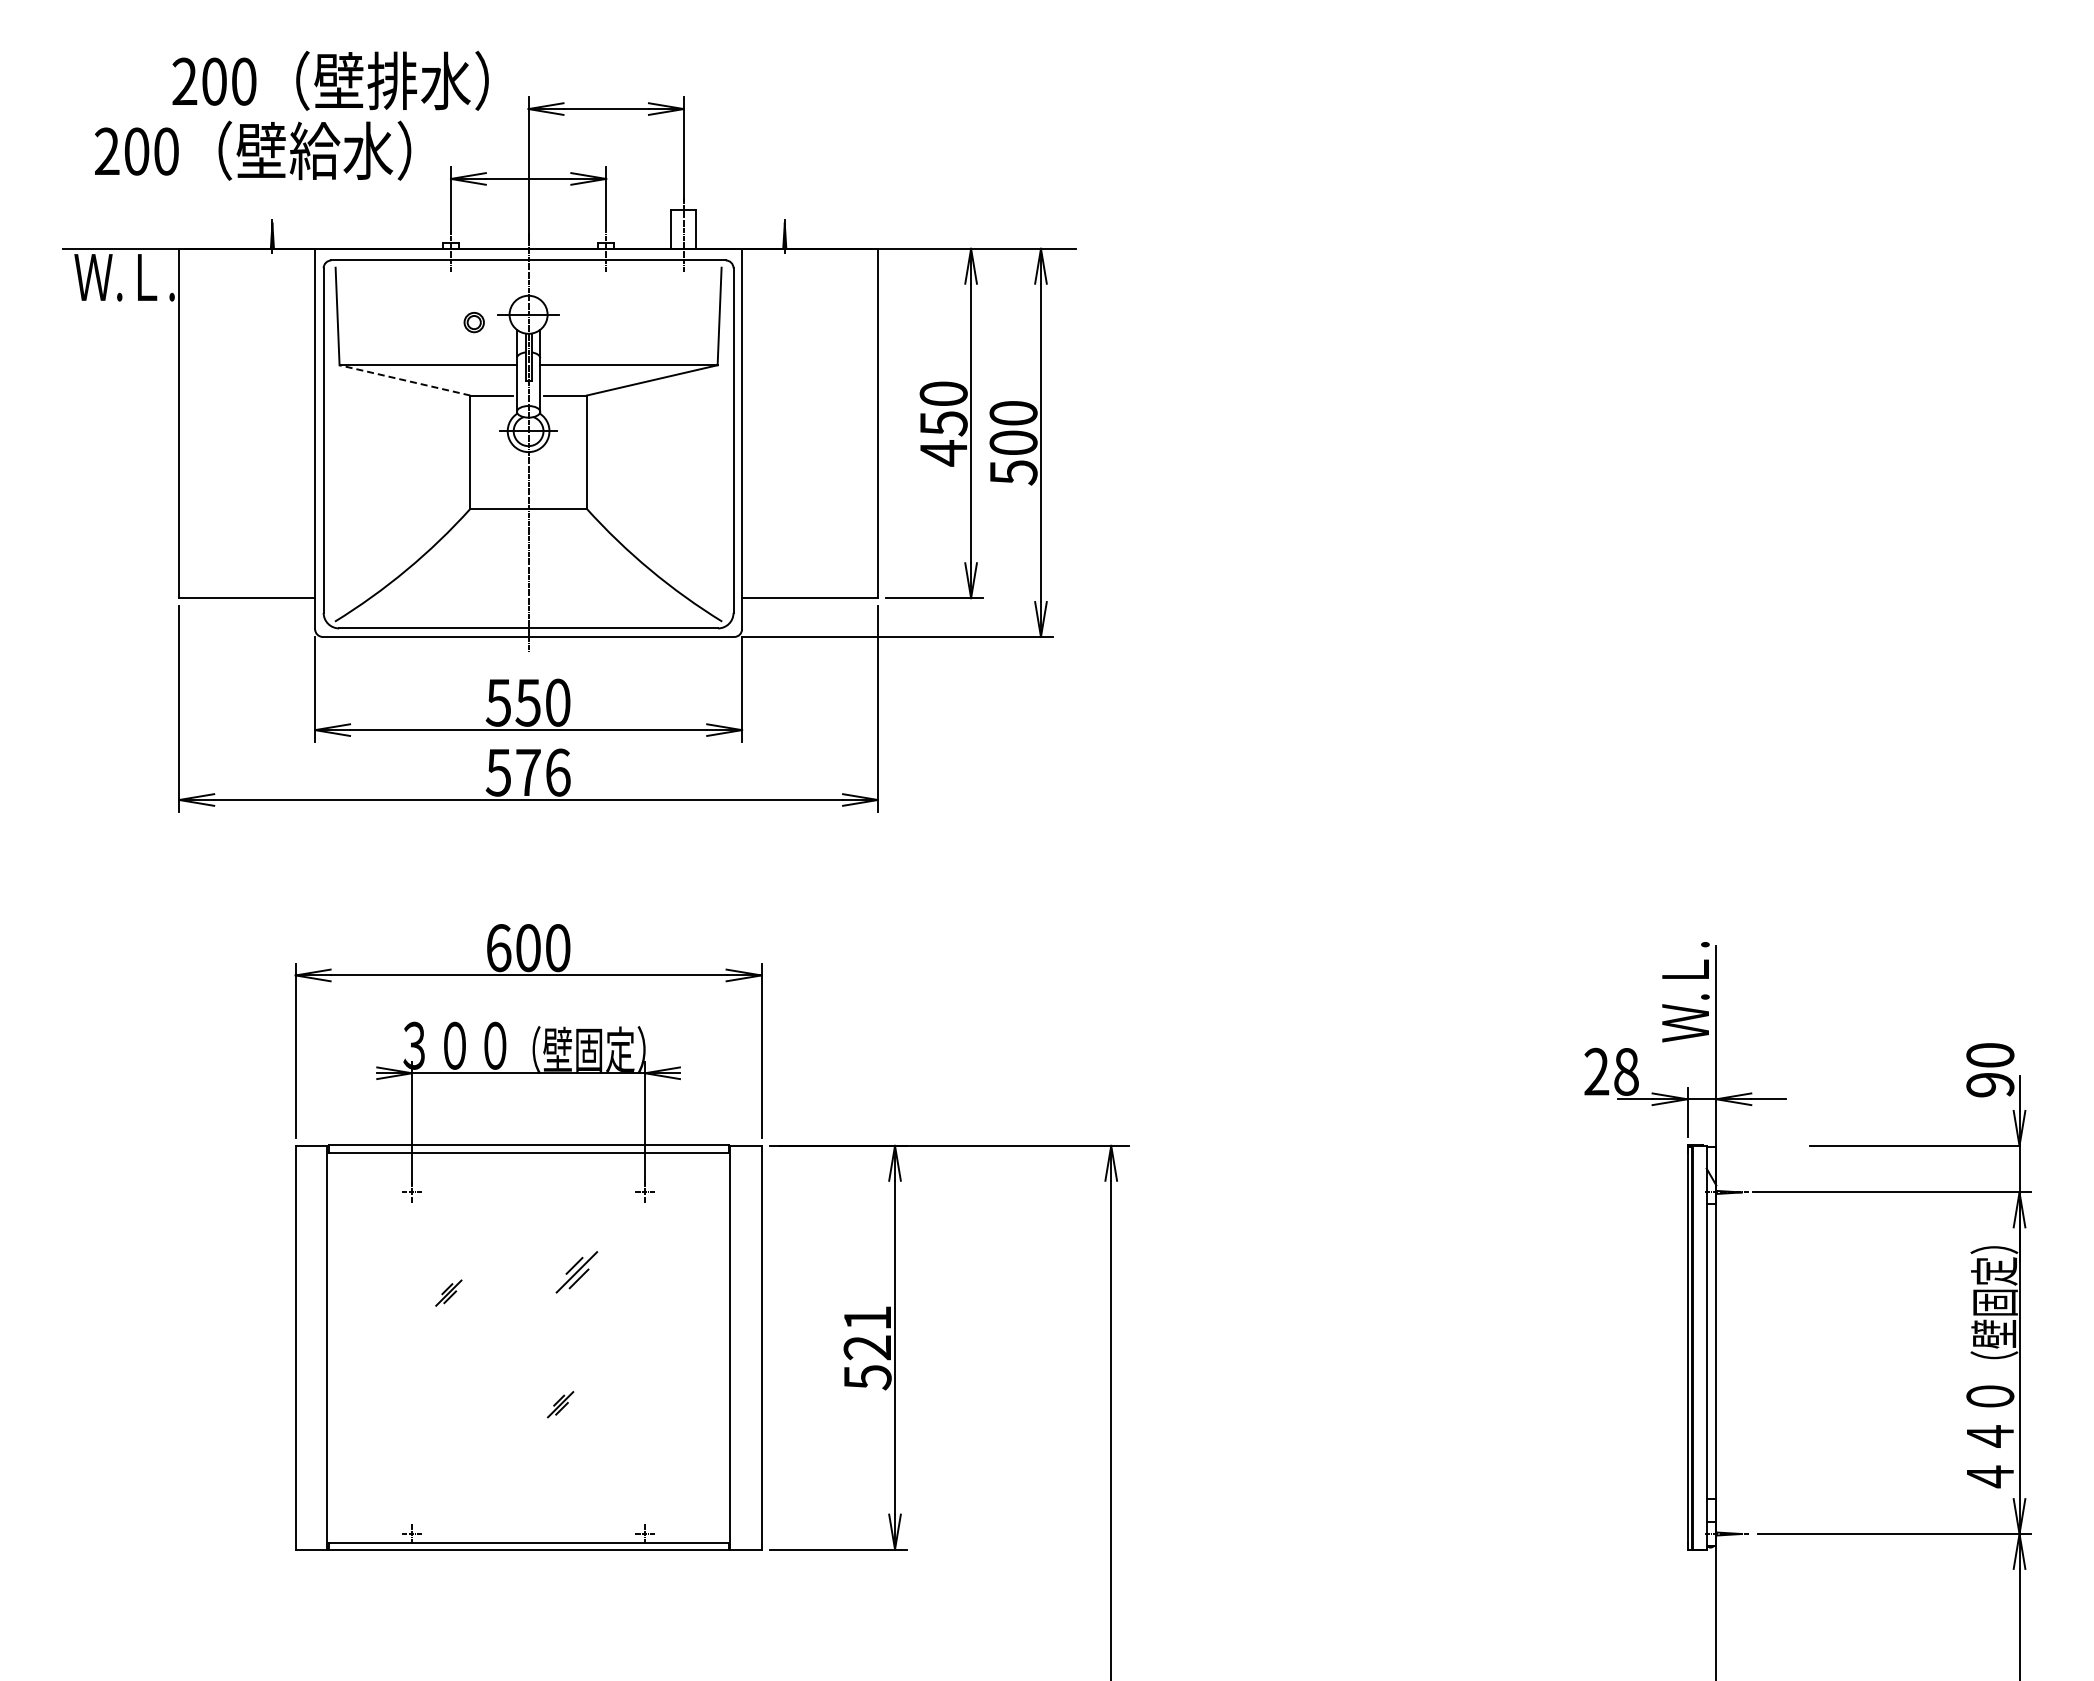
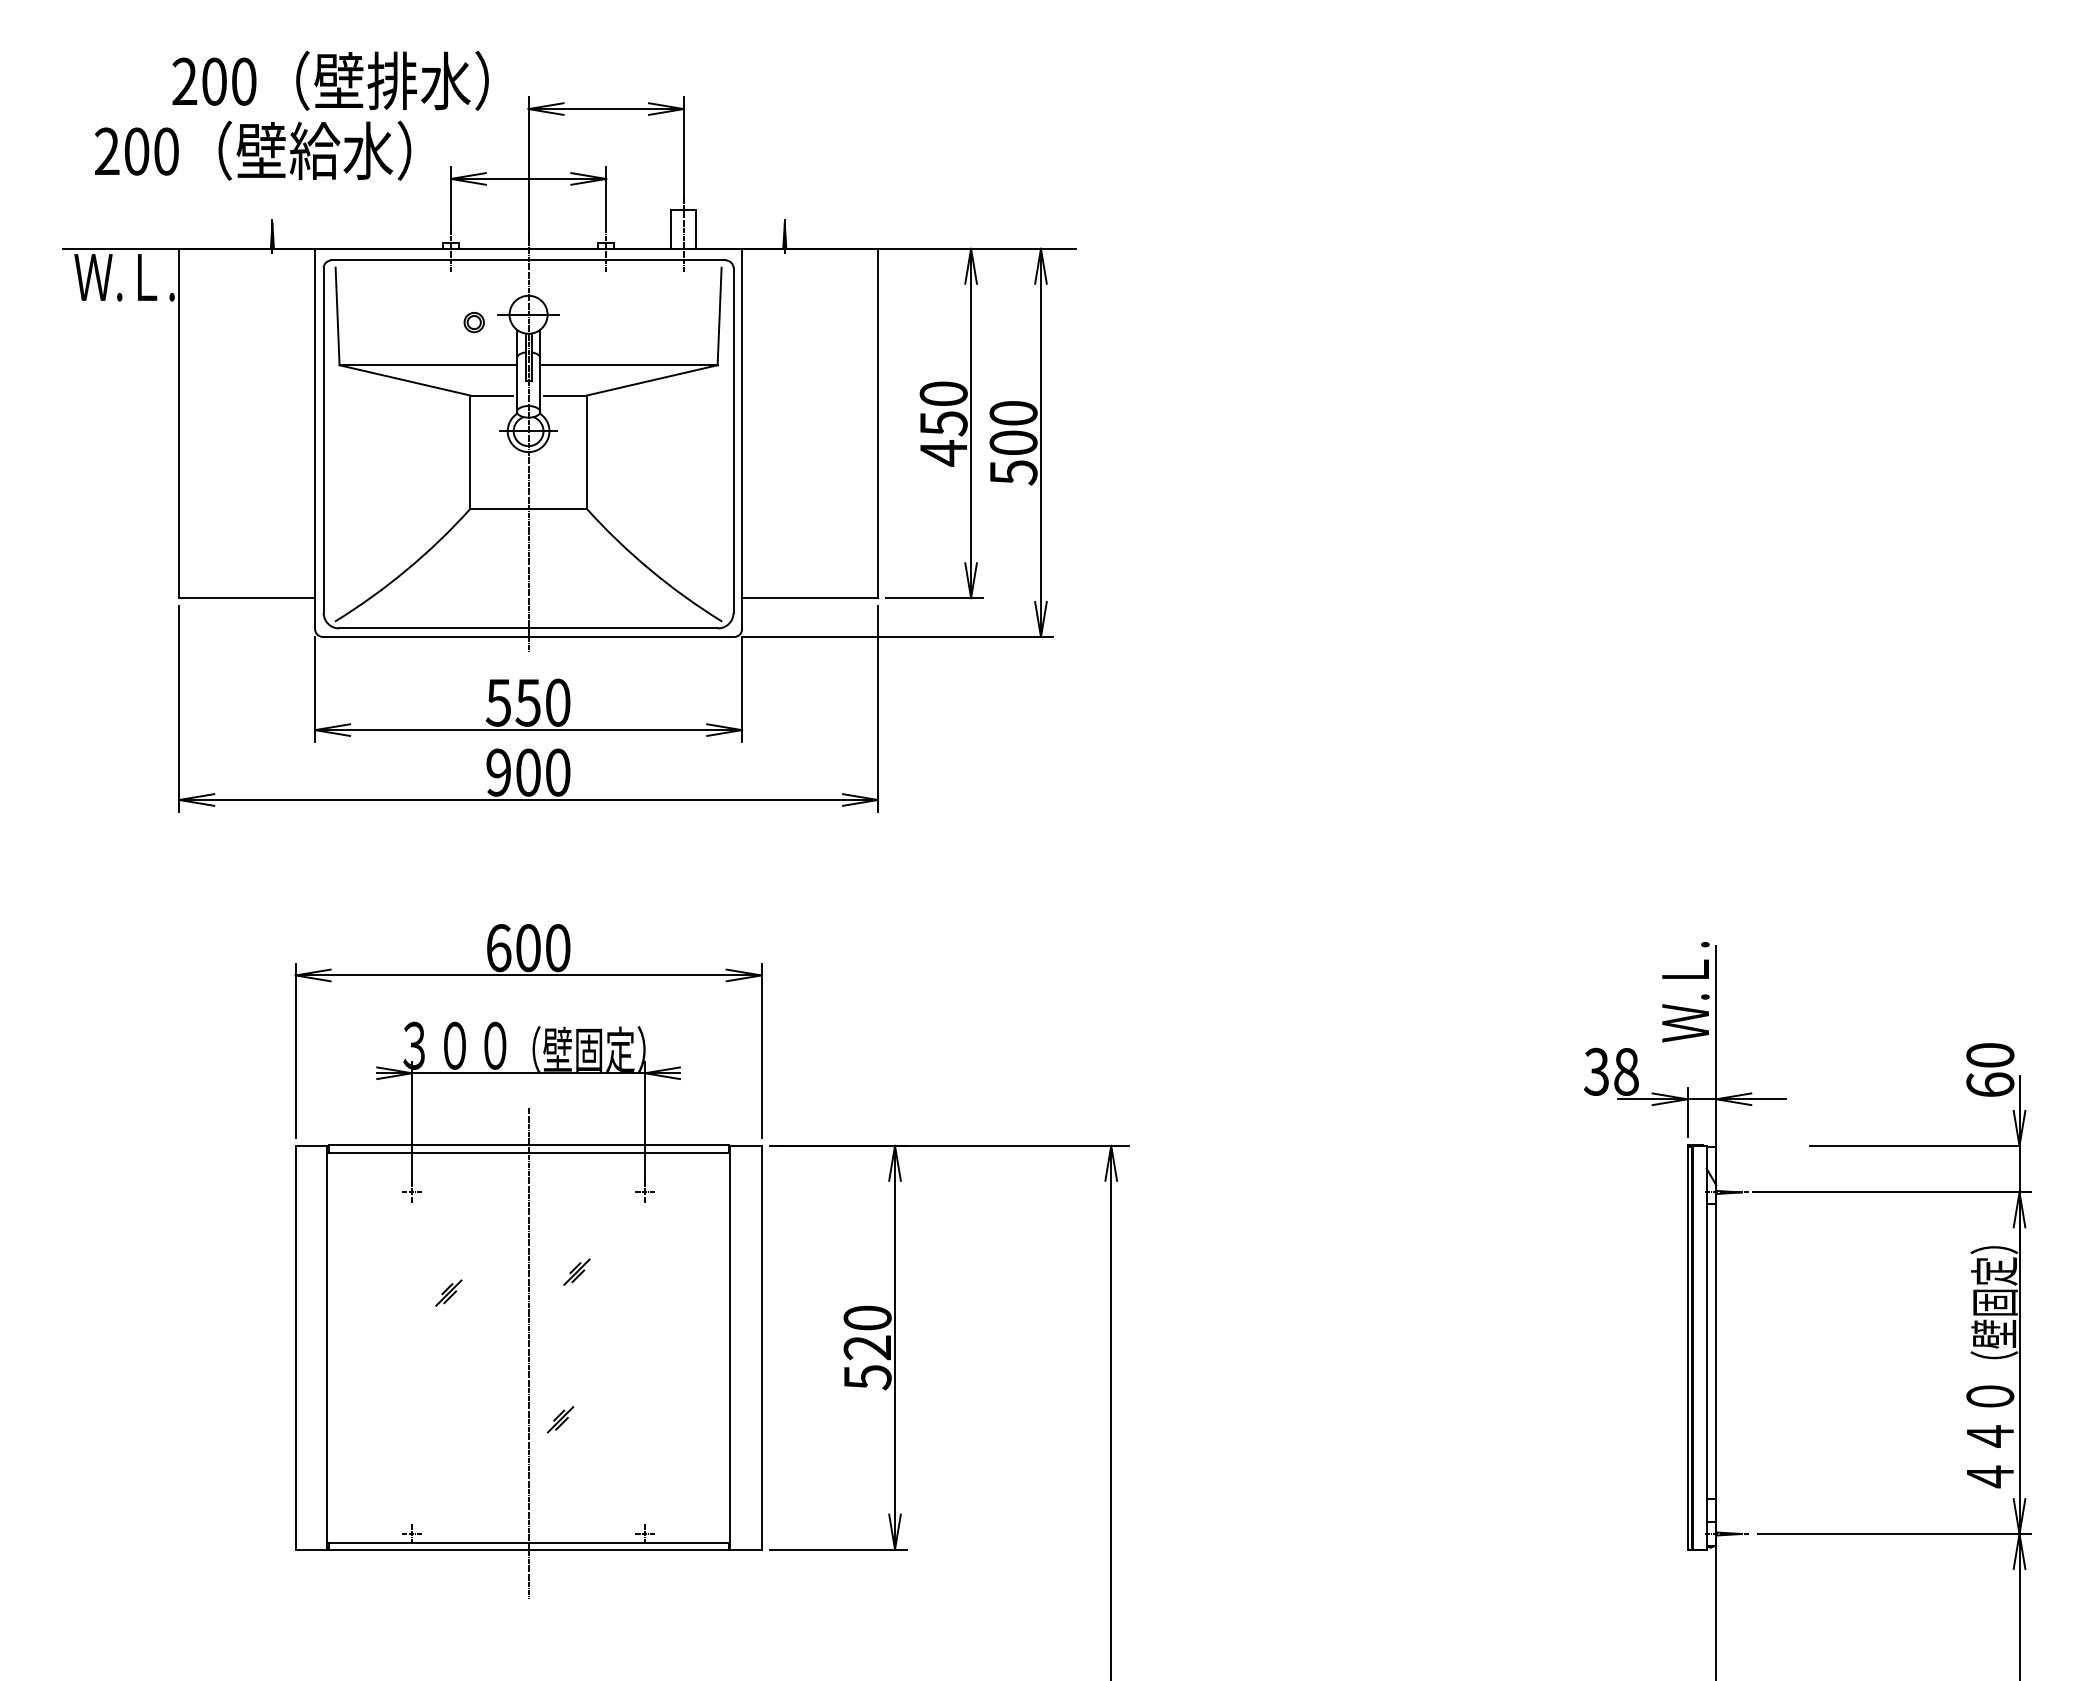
line: dashed -> solid (404, 380)
text: 576 -> 900 (527, 772)
text: 28 -> 38 (1596, 1071)
text: 90 -> 60 (1990, 1084)
part size: 44x43 px -> 28x28 px (576, 1271)
text: 521 -> 520 (867, 1317)
line: none -> present (528, 1353)
part position: (560, 1404) -> (560, 1419) (560, 1419)
